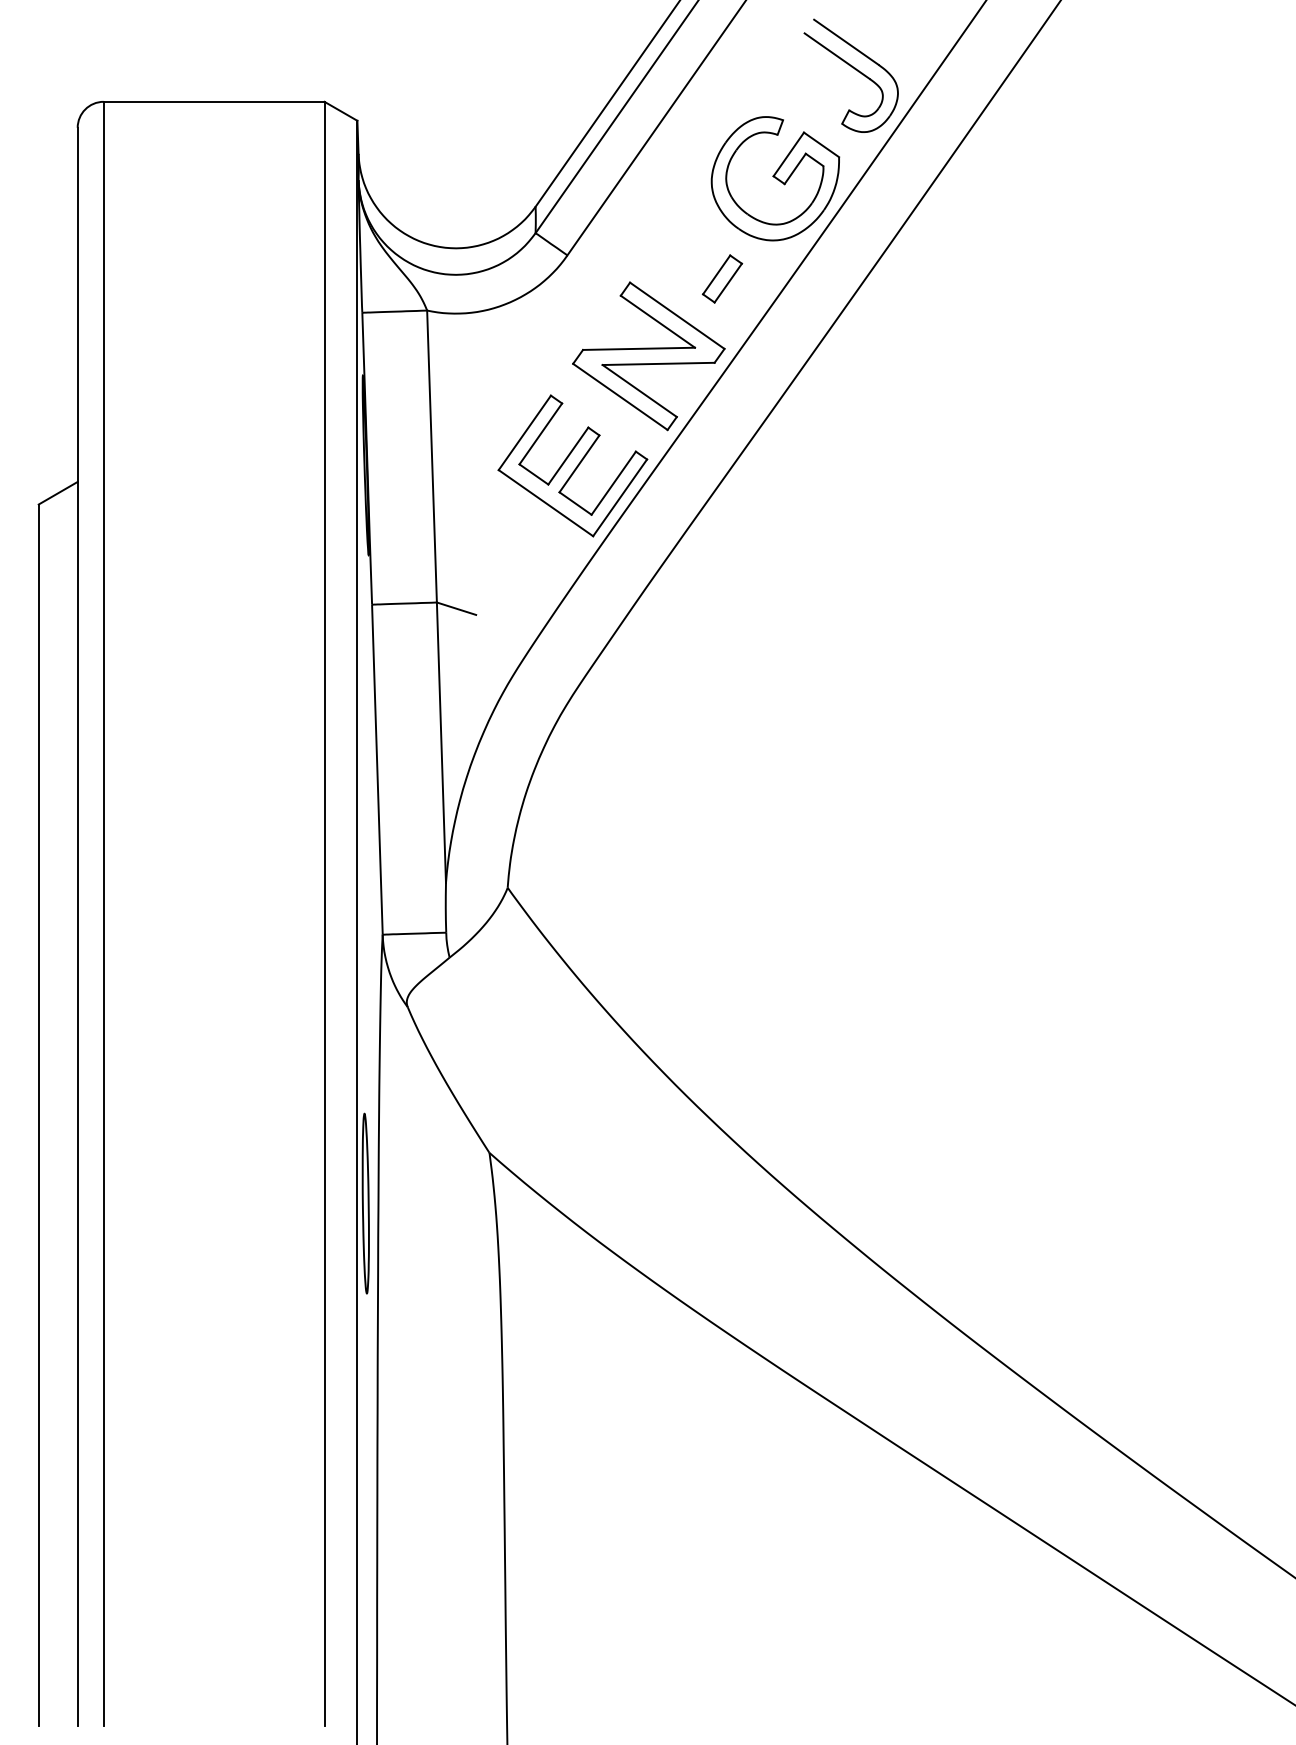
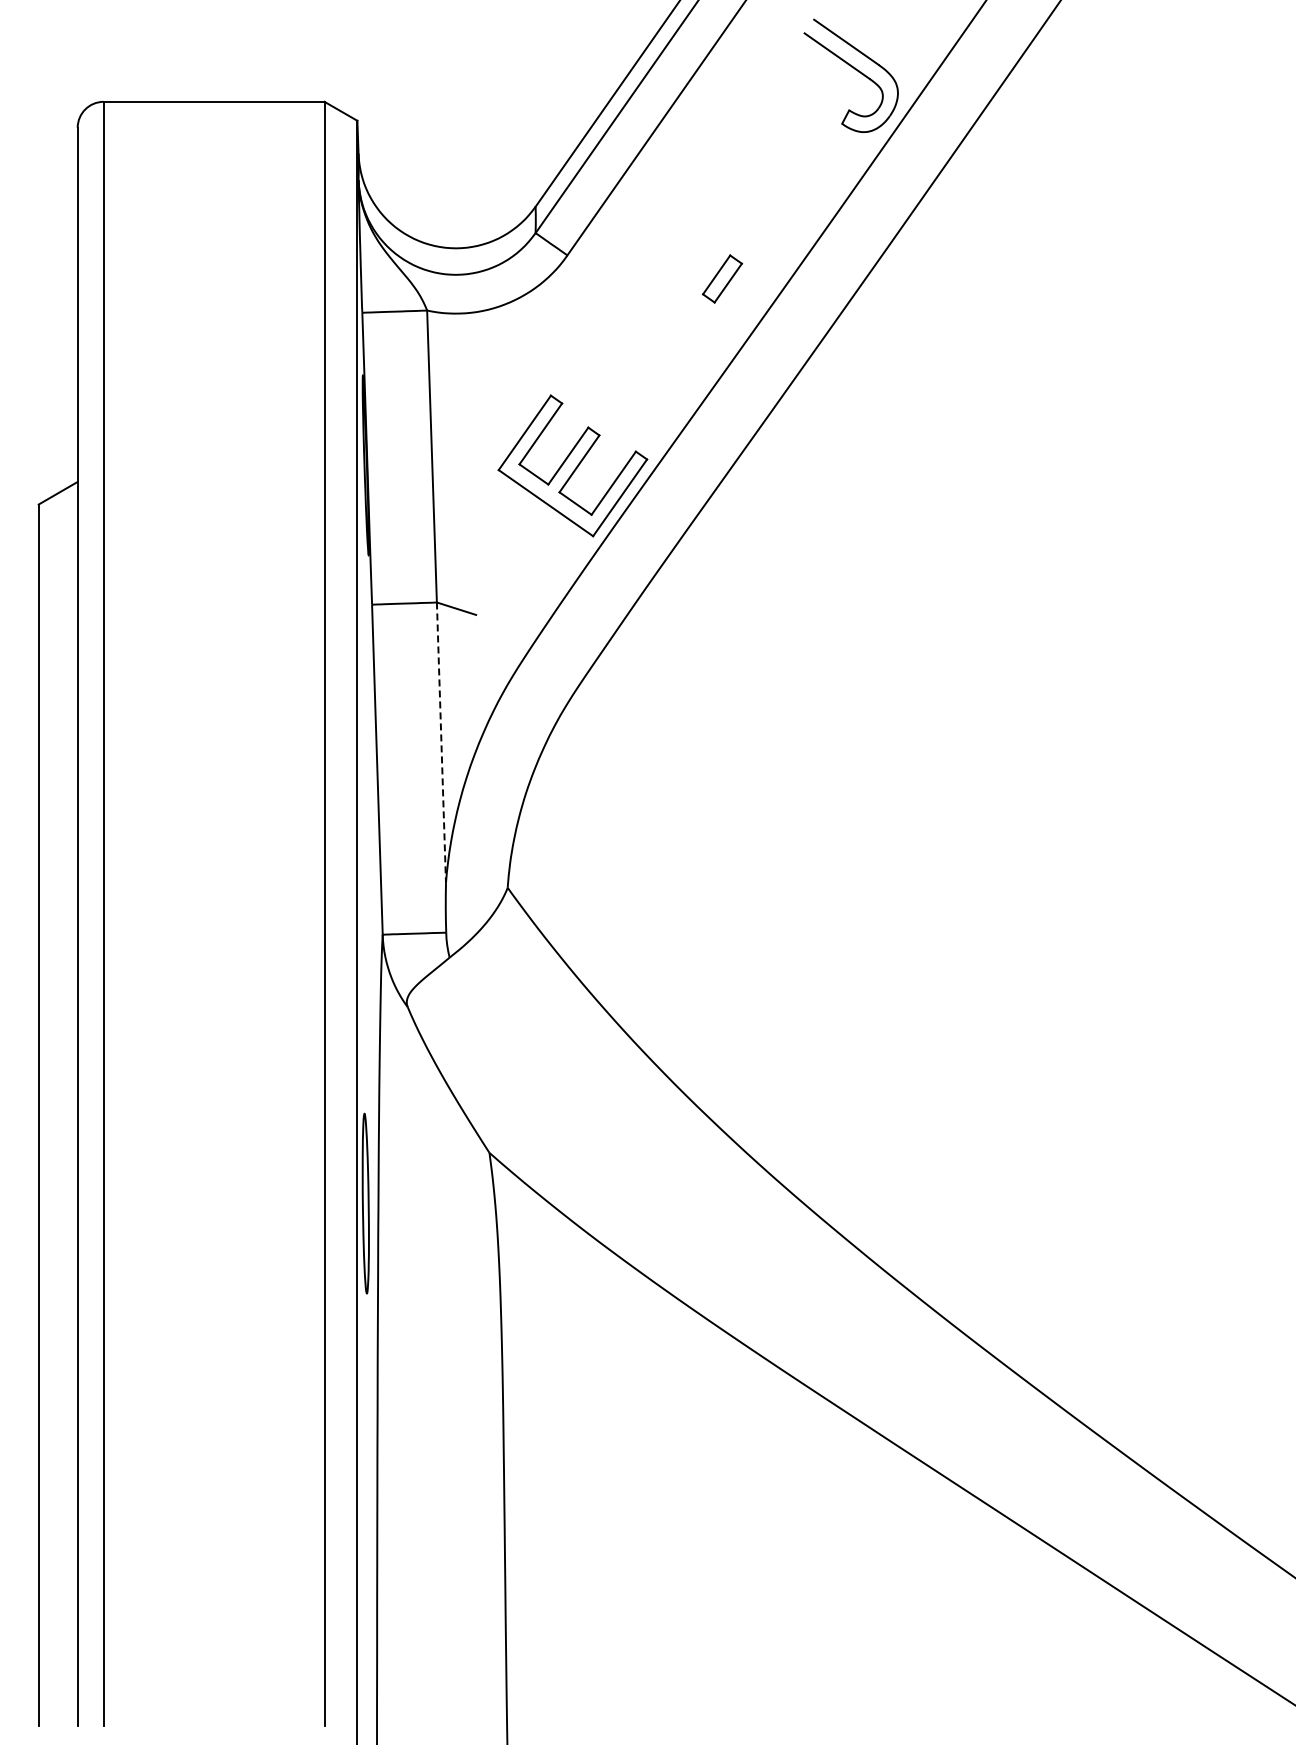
part: present -> none (775, 178)
part: present -> none (648, 356)
line: solid -> dashed (441, 743)
